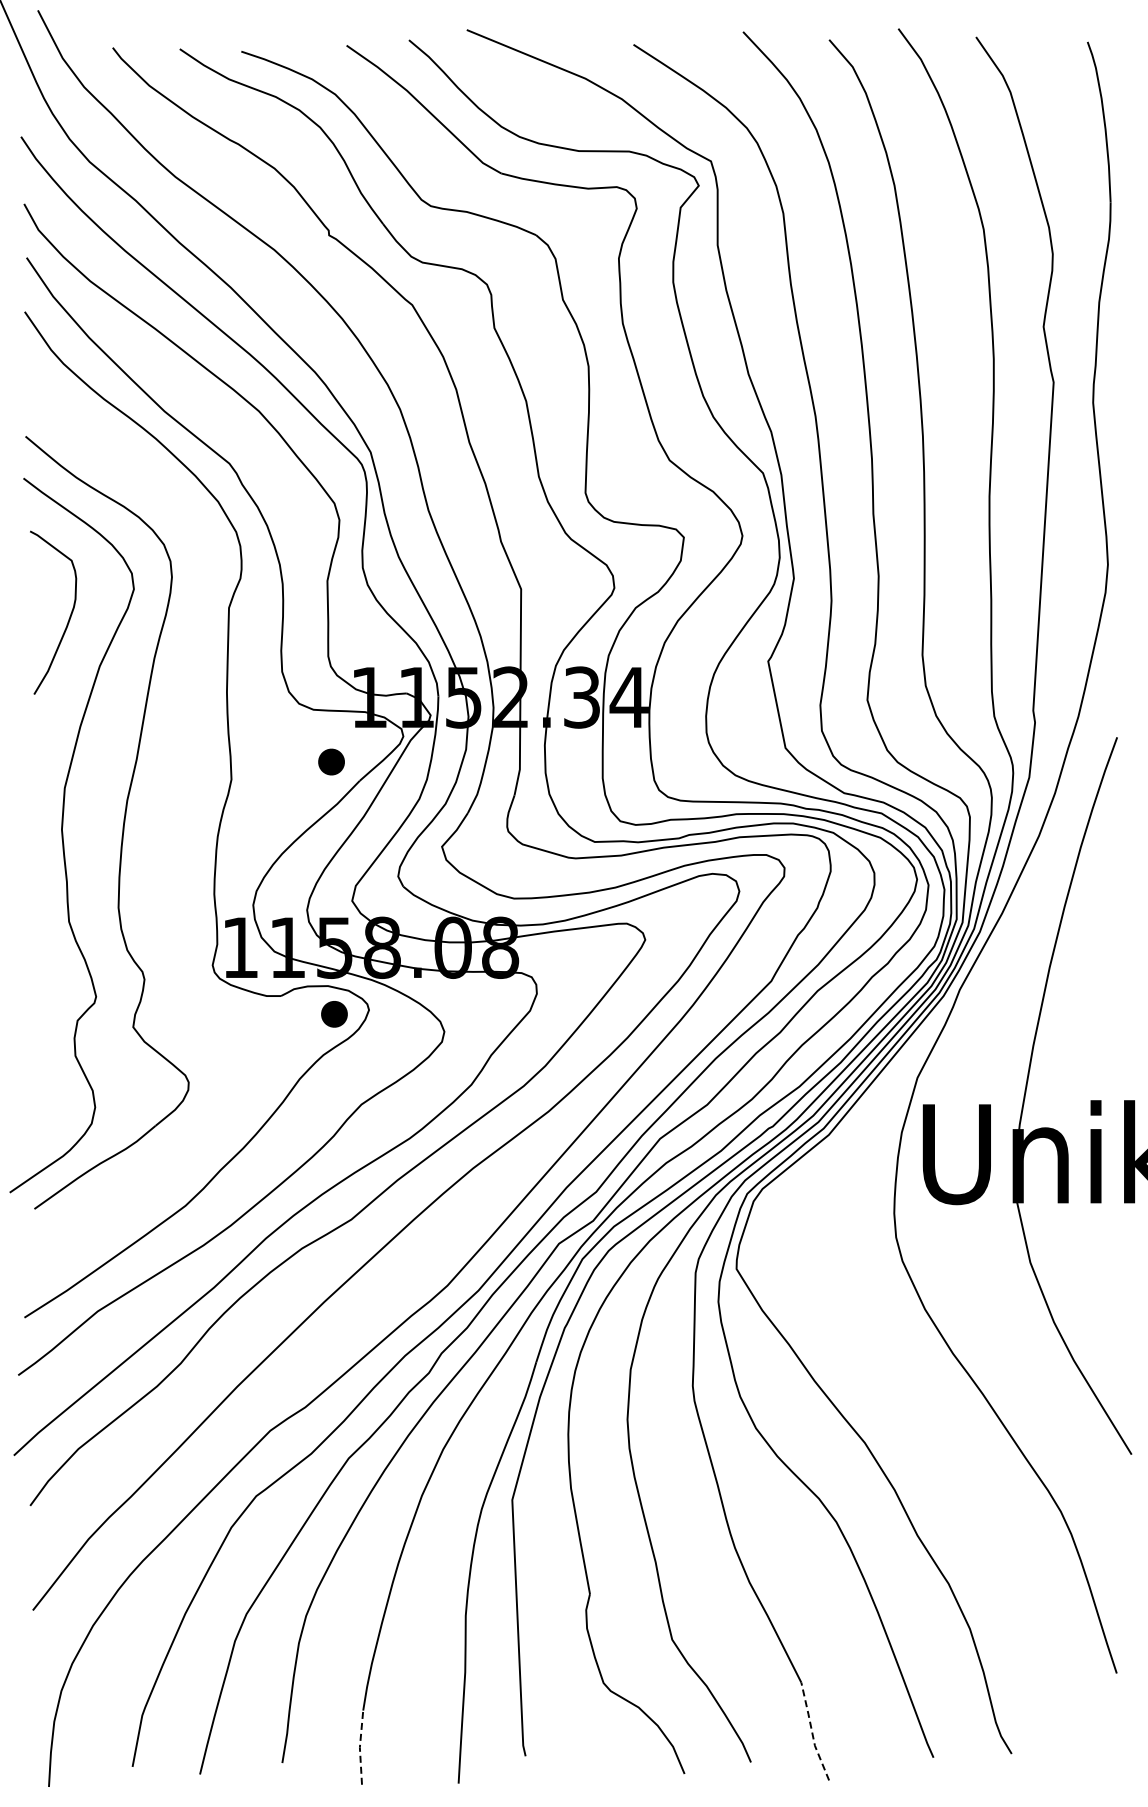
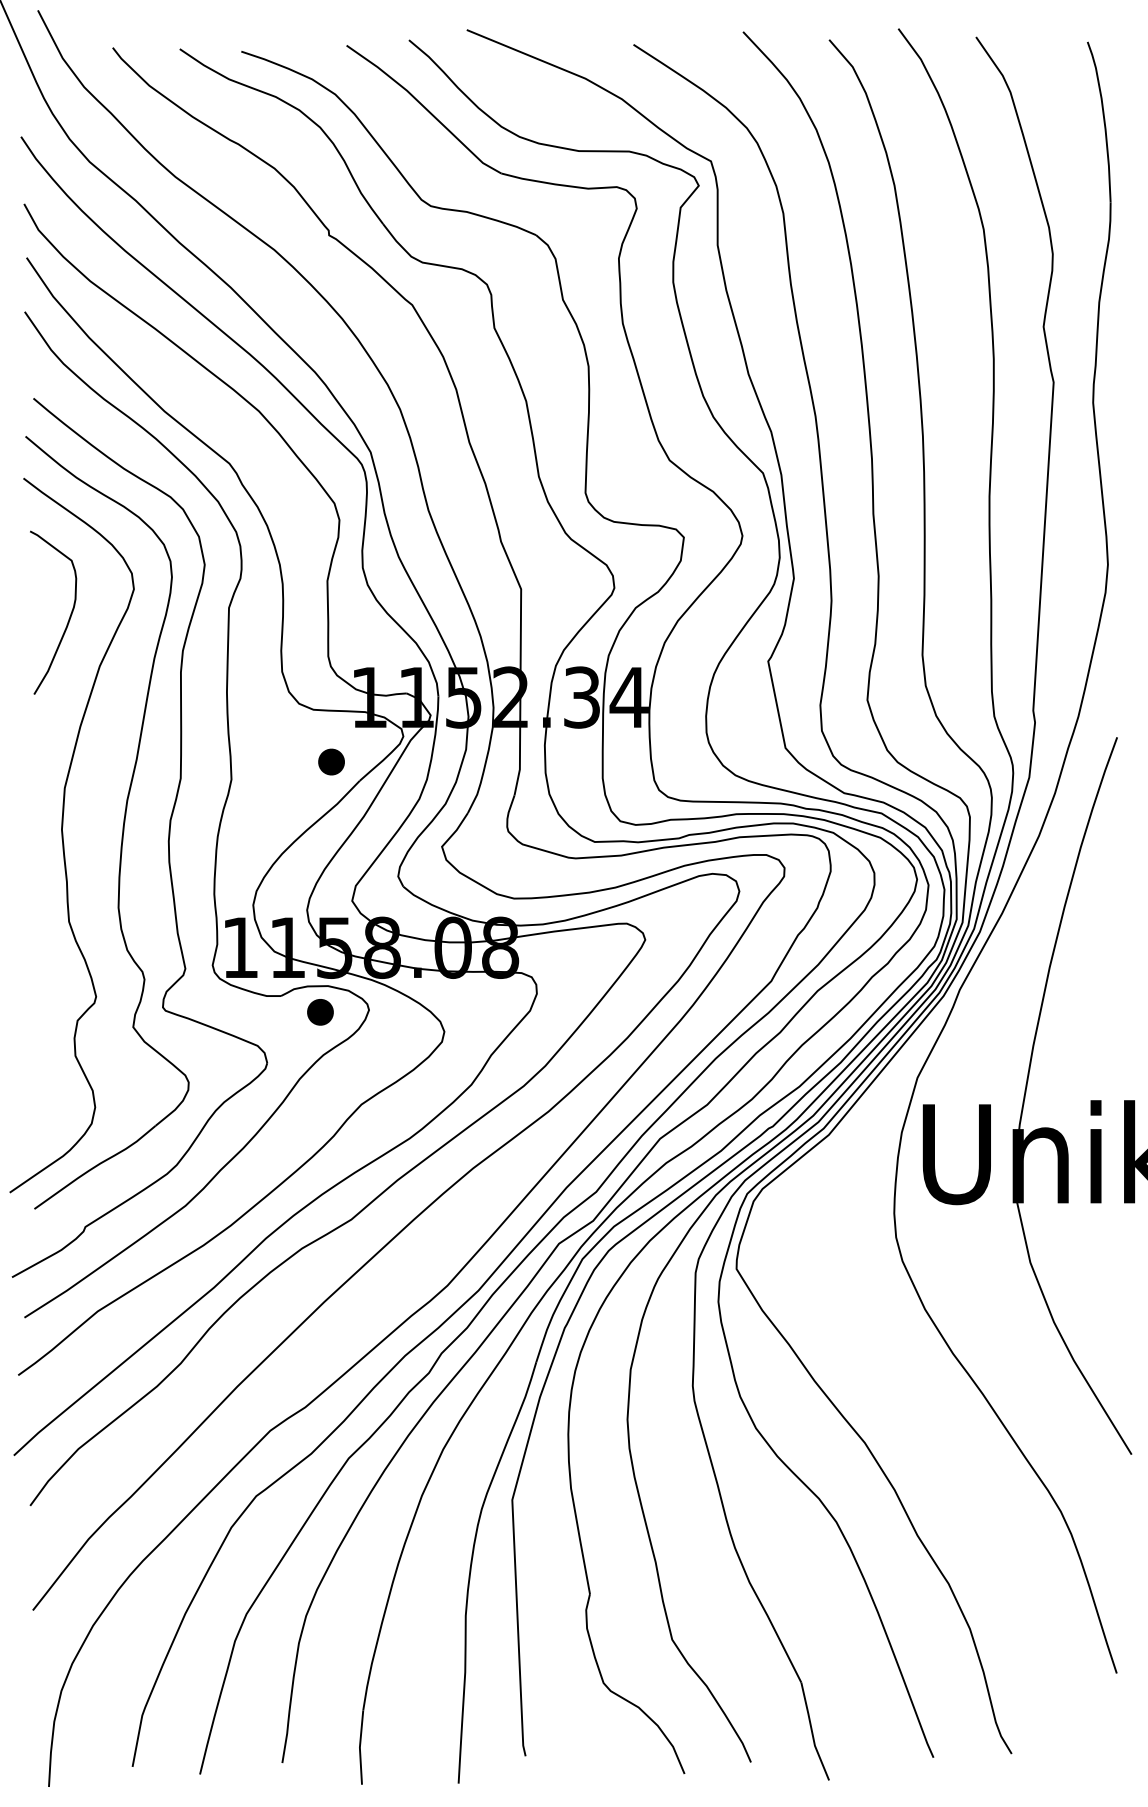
part: none -> present (167, 841)
part position: (334, 1014) -> (320, 1012) (320, 1012)
line: dashed -> solid (812, 1732)
line: dashed -> solid (359, 1747)
